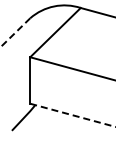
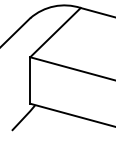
line: dashed -> solid (15, 32)
line: dashed -> solid (72, 115)
